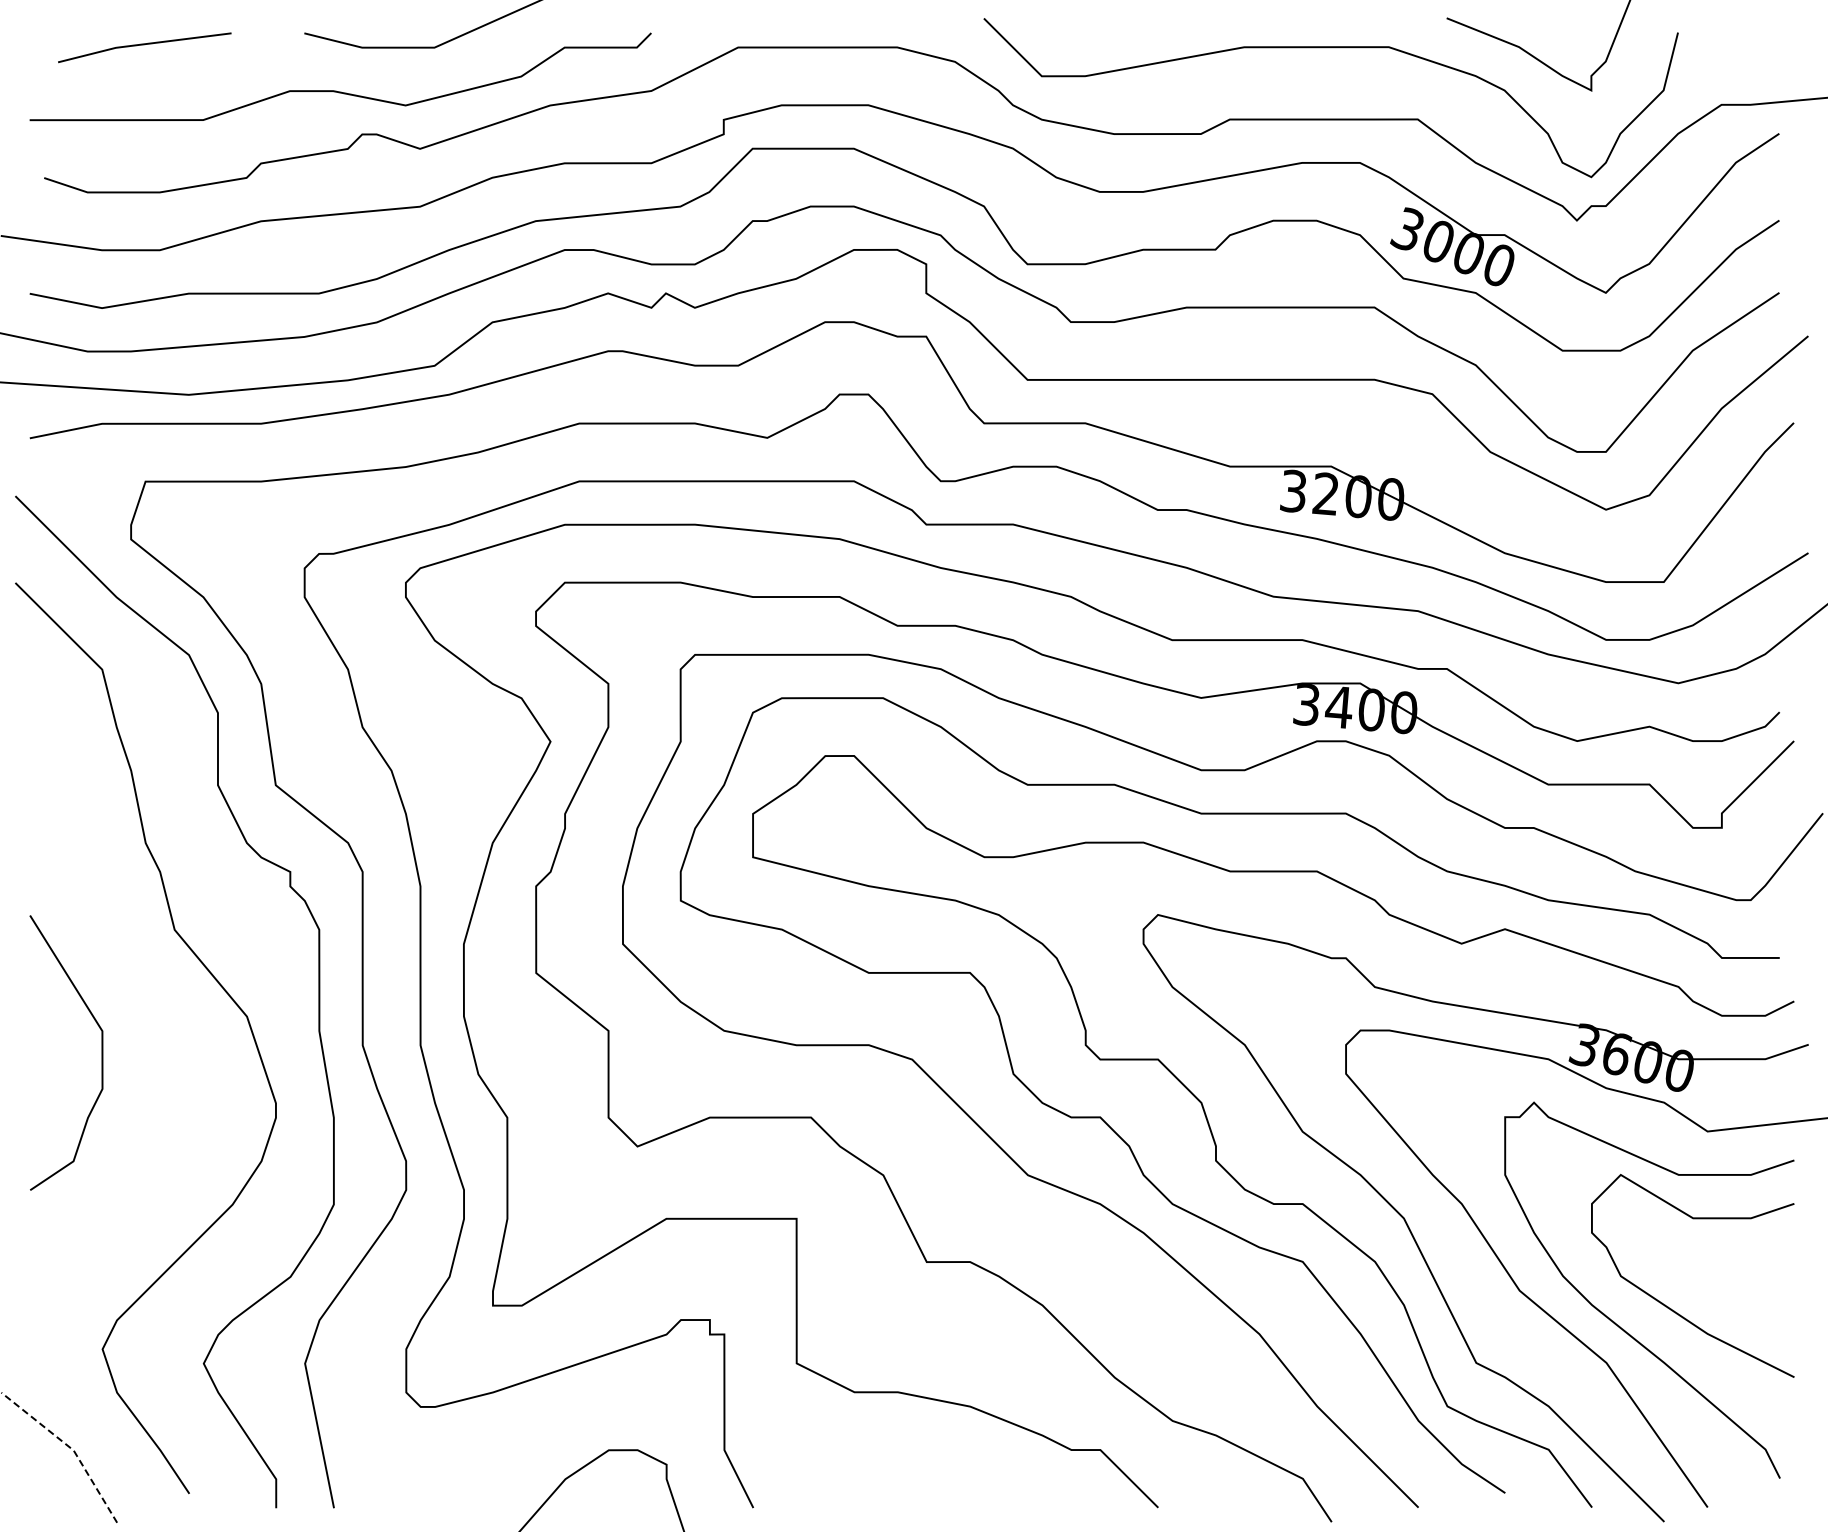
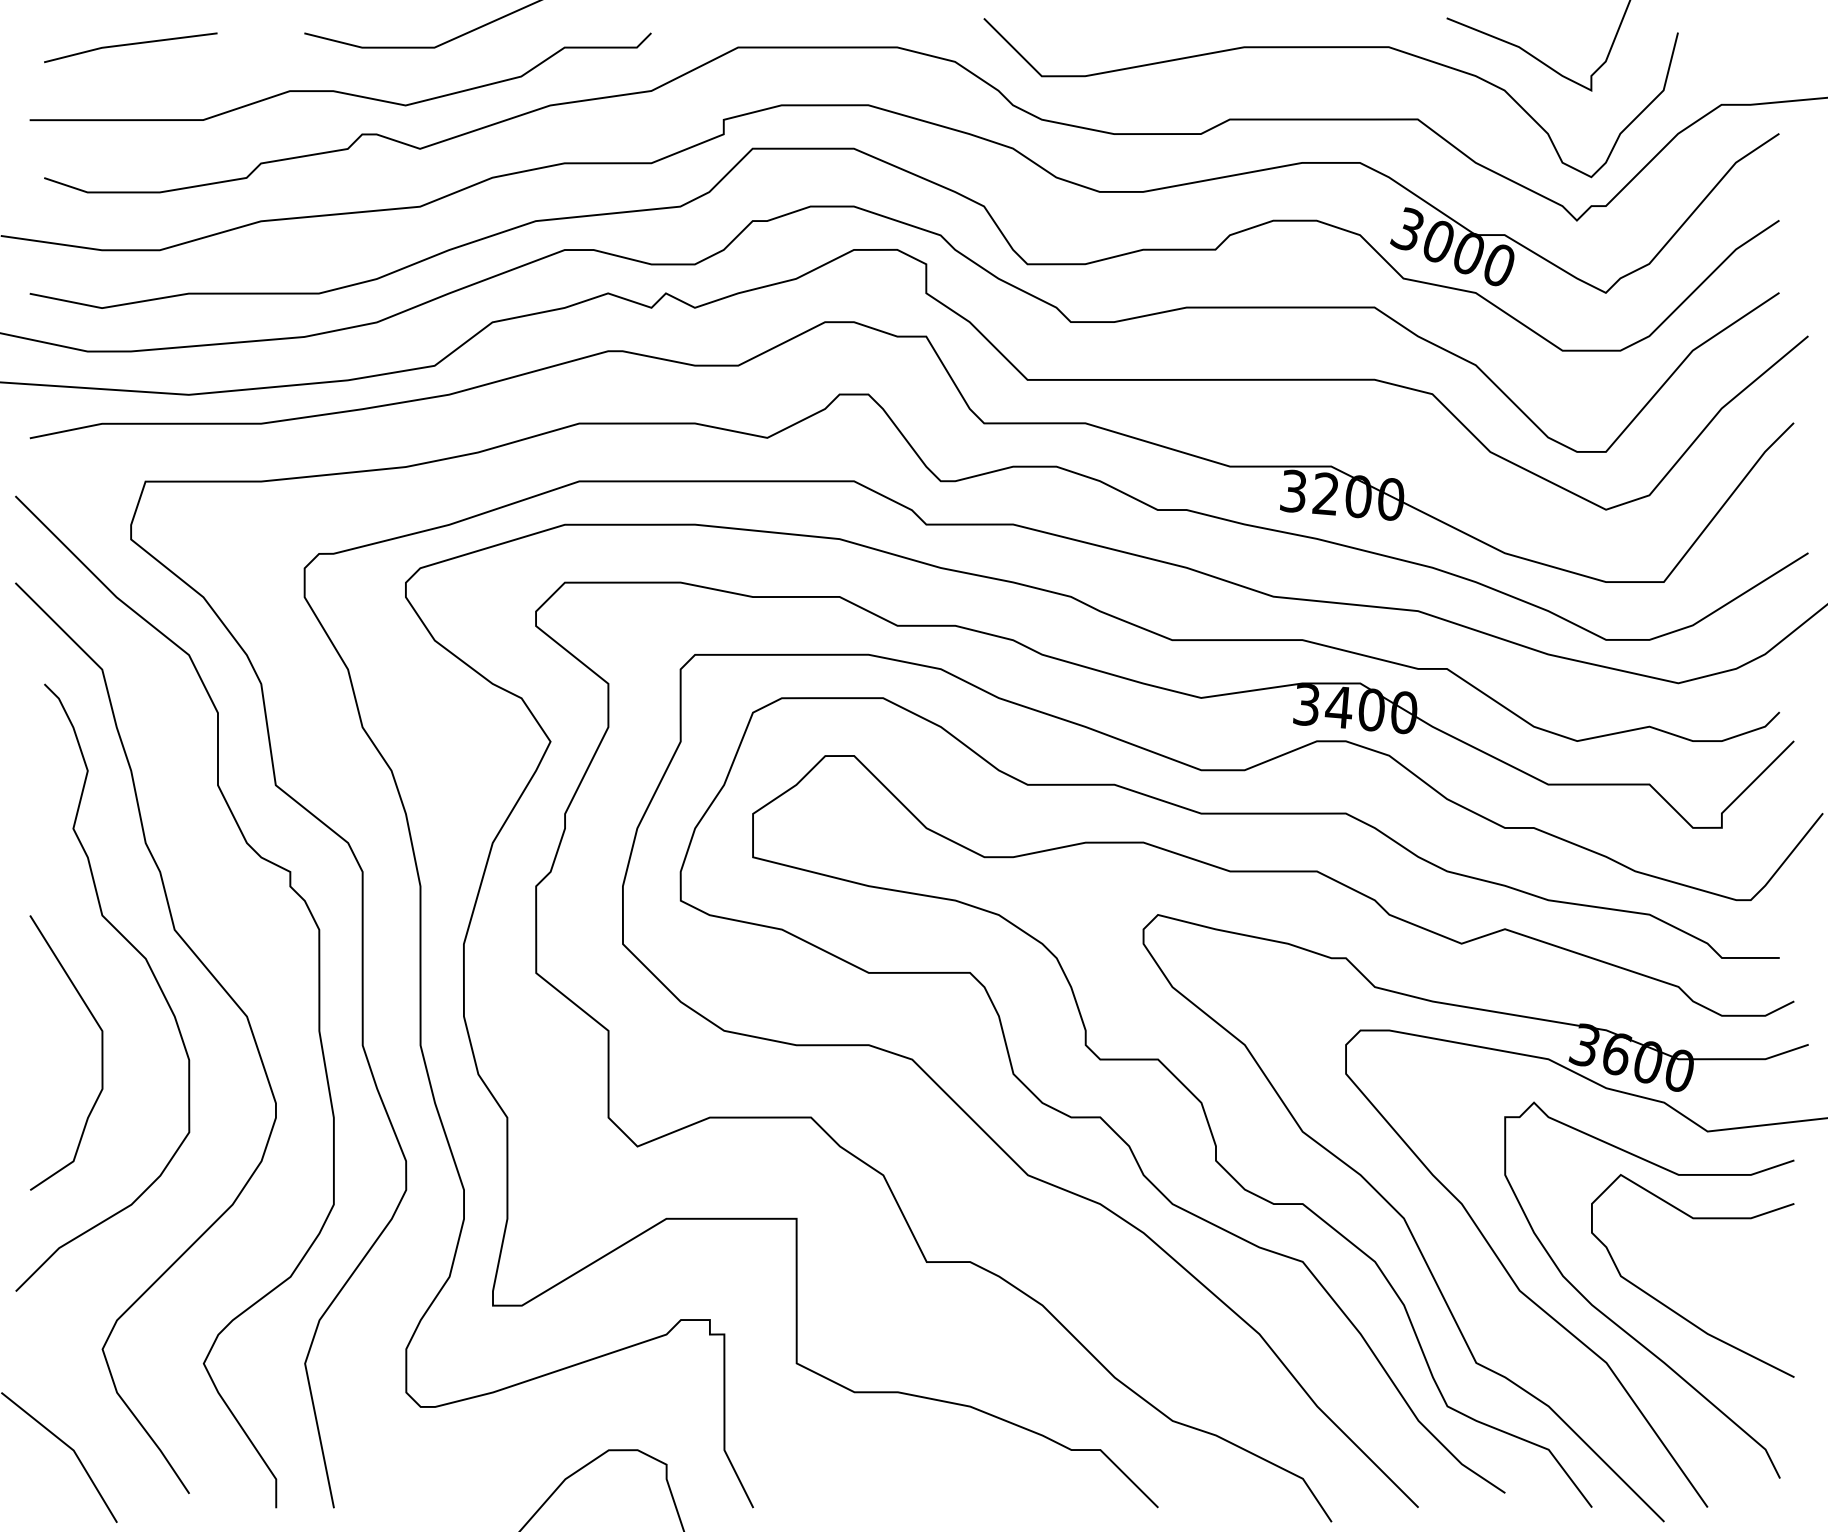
line position: (144, 45) -> (130, 45) (130, 45)
curve: none -> present (137, 951)
line: dashed -> solid (70, 1448)
